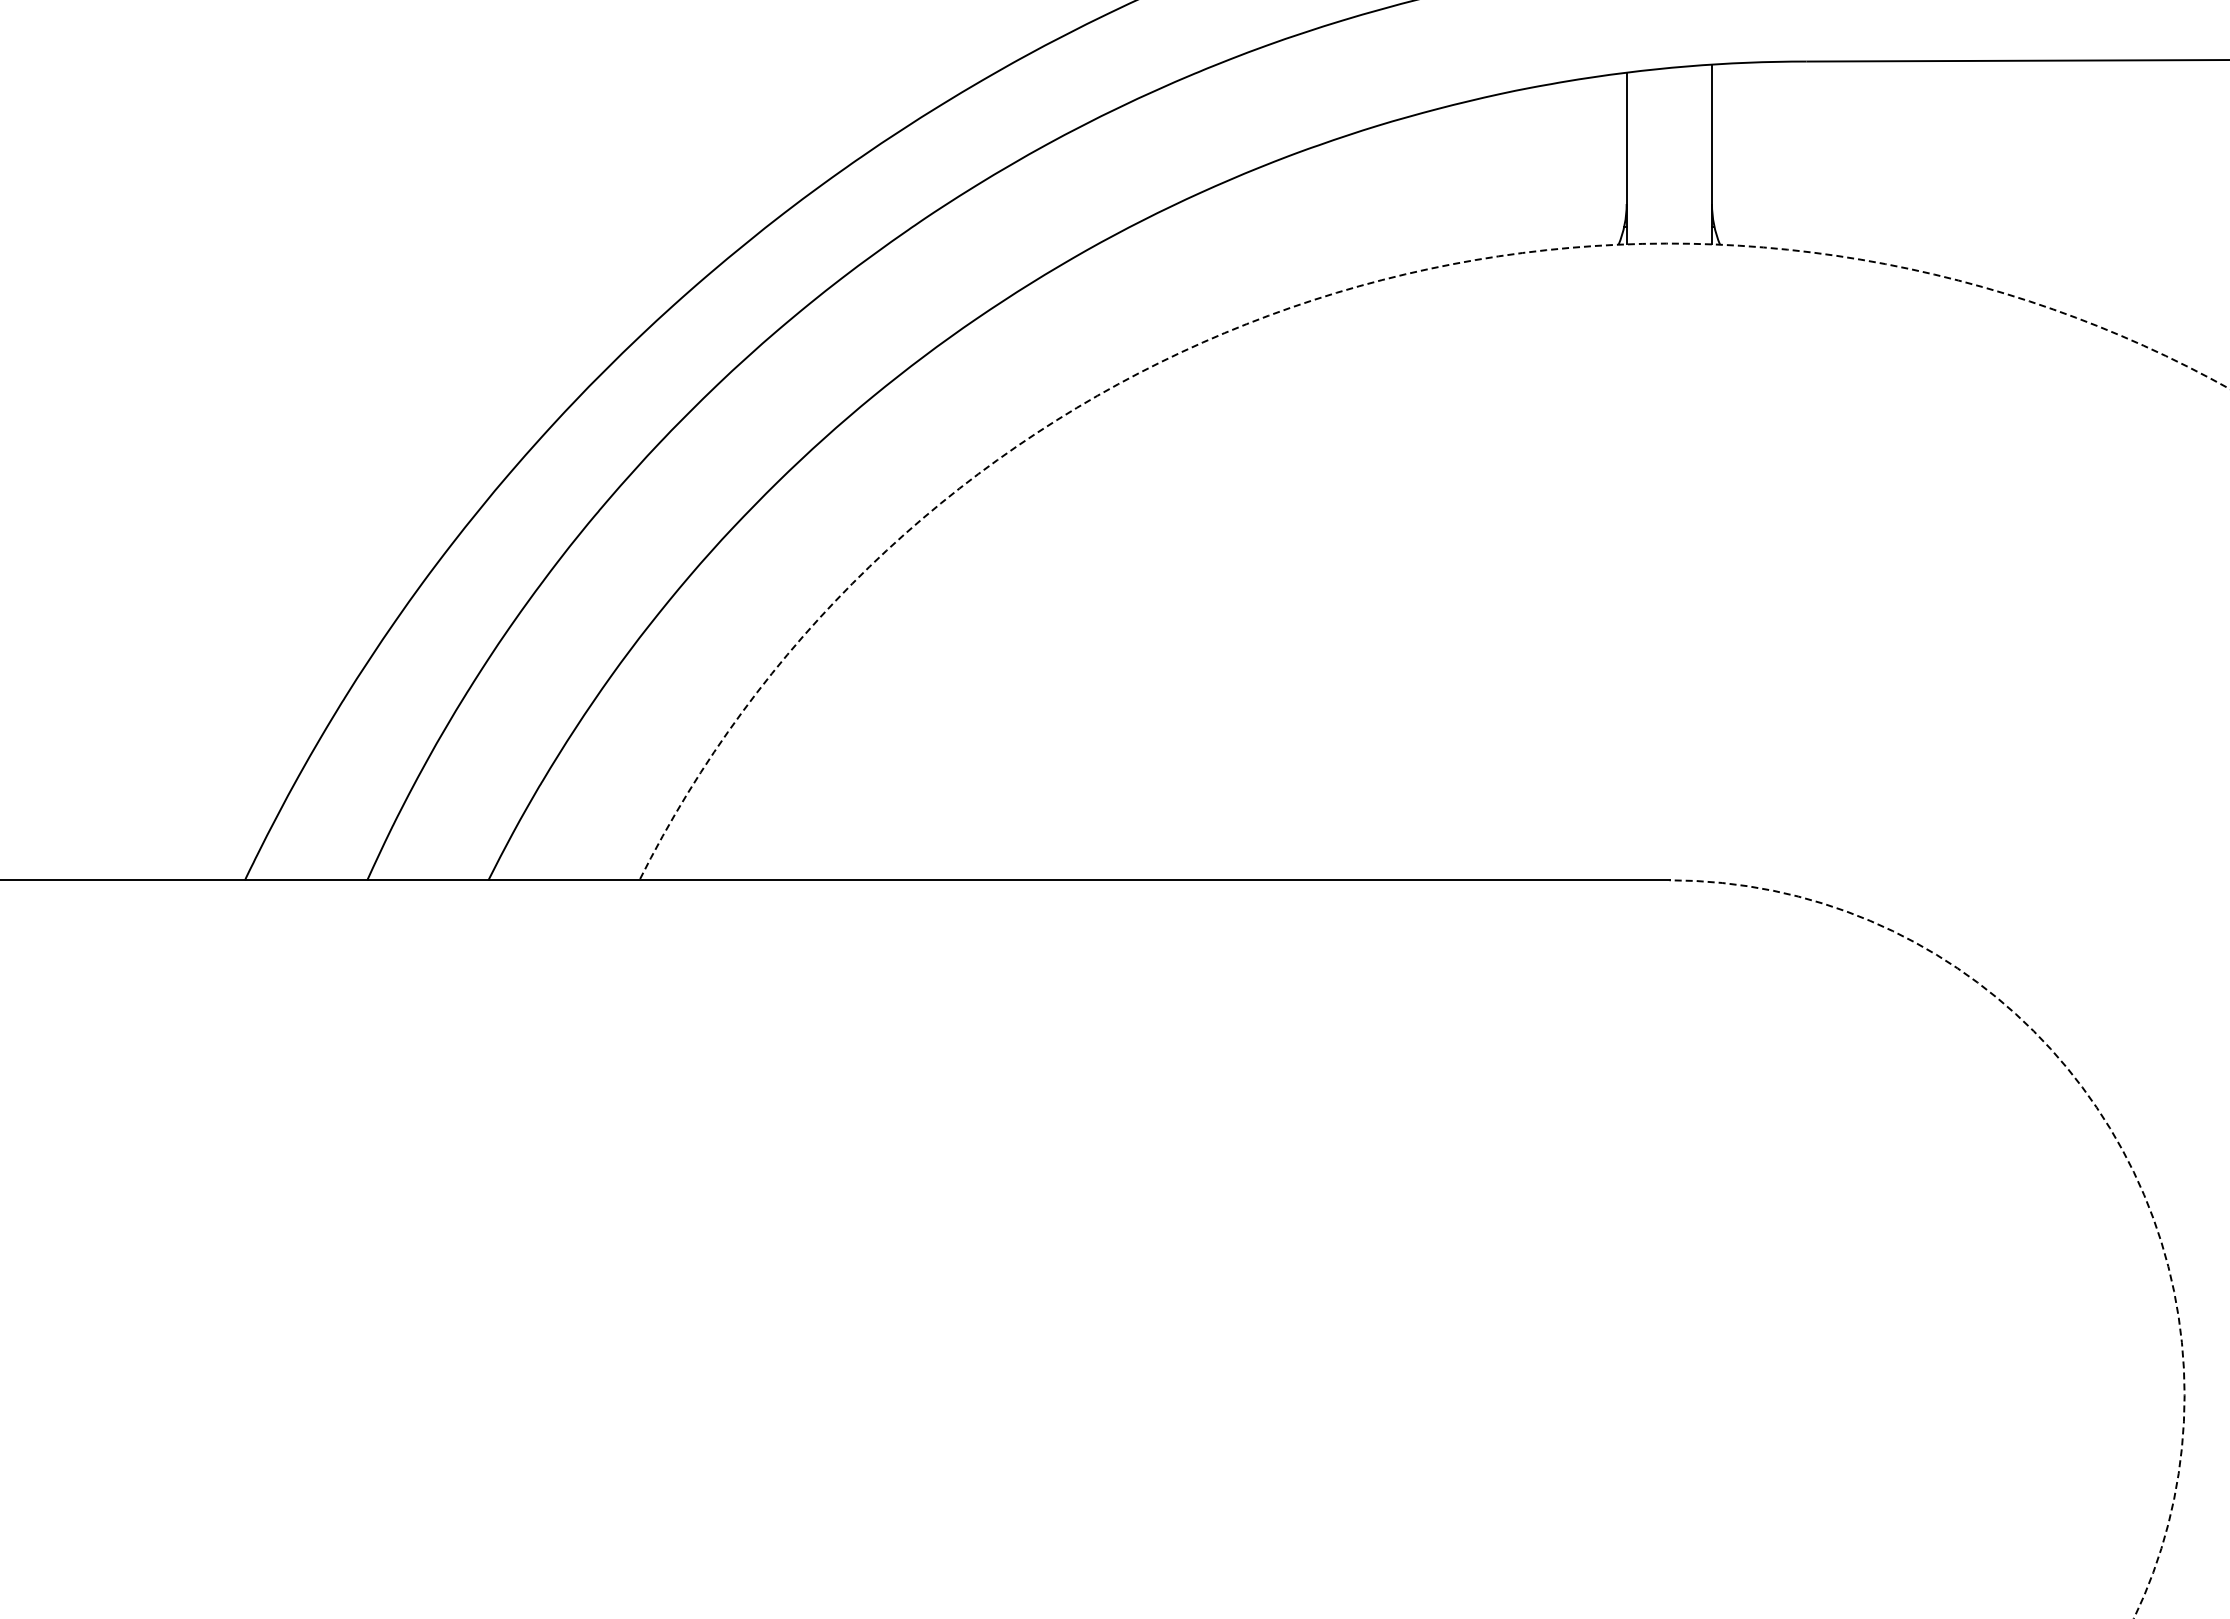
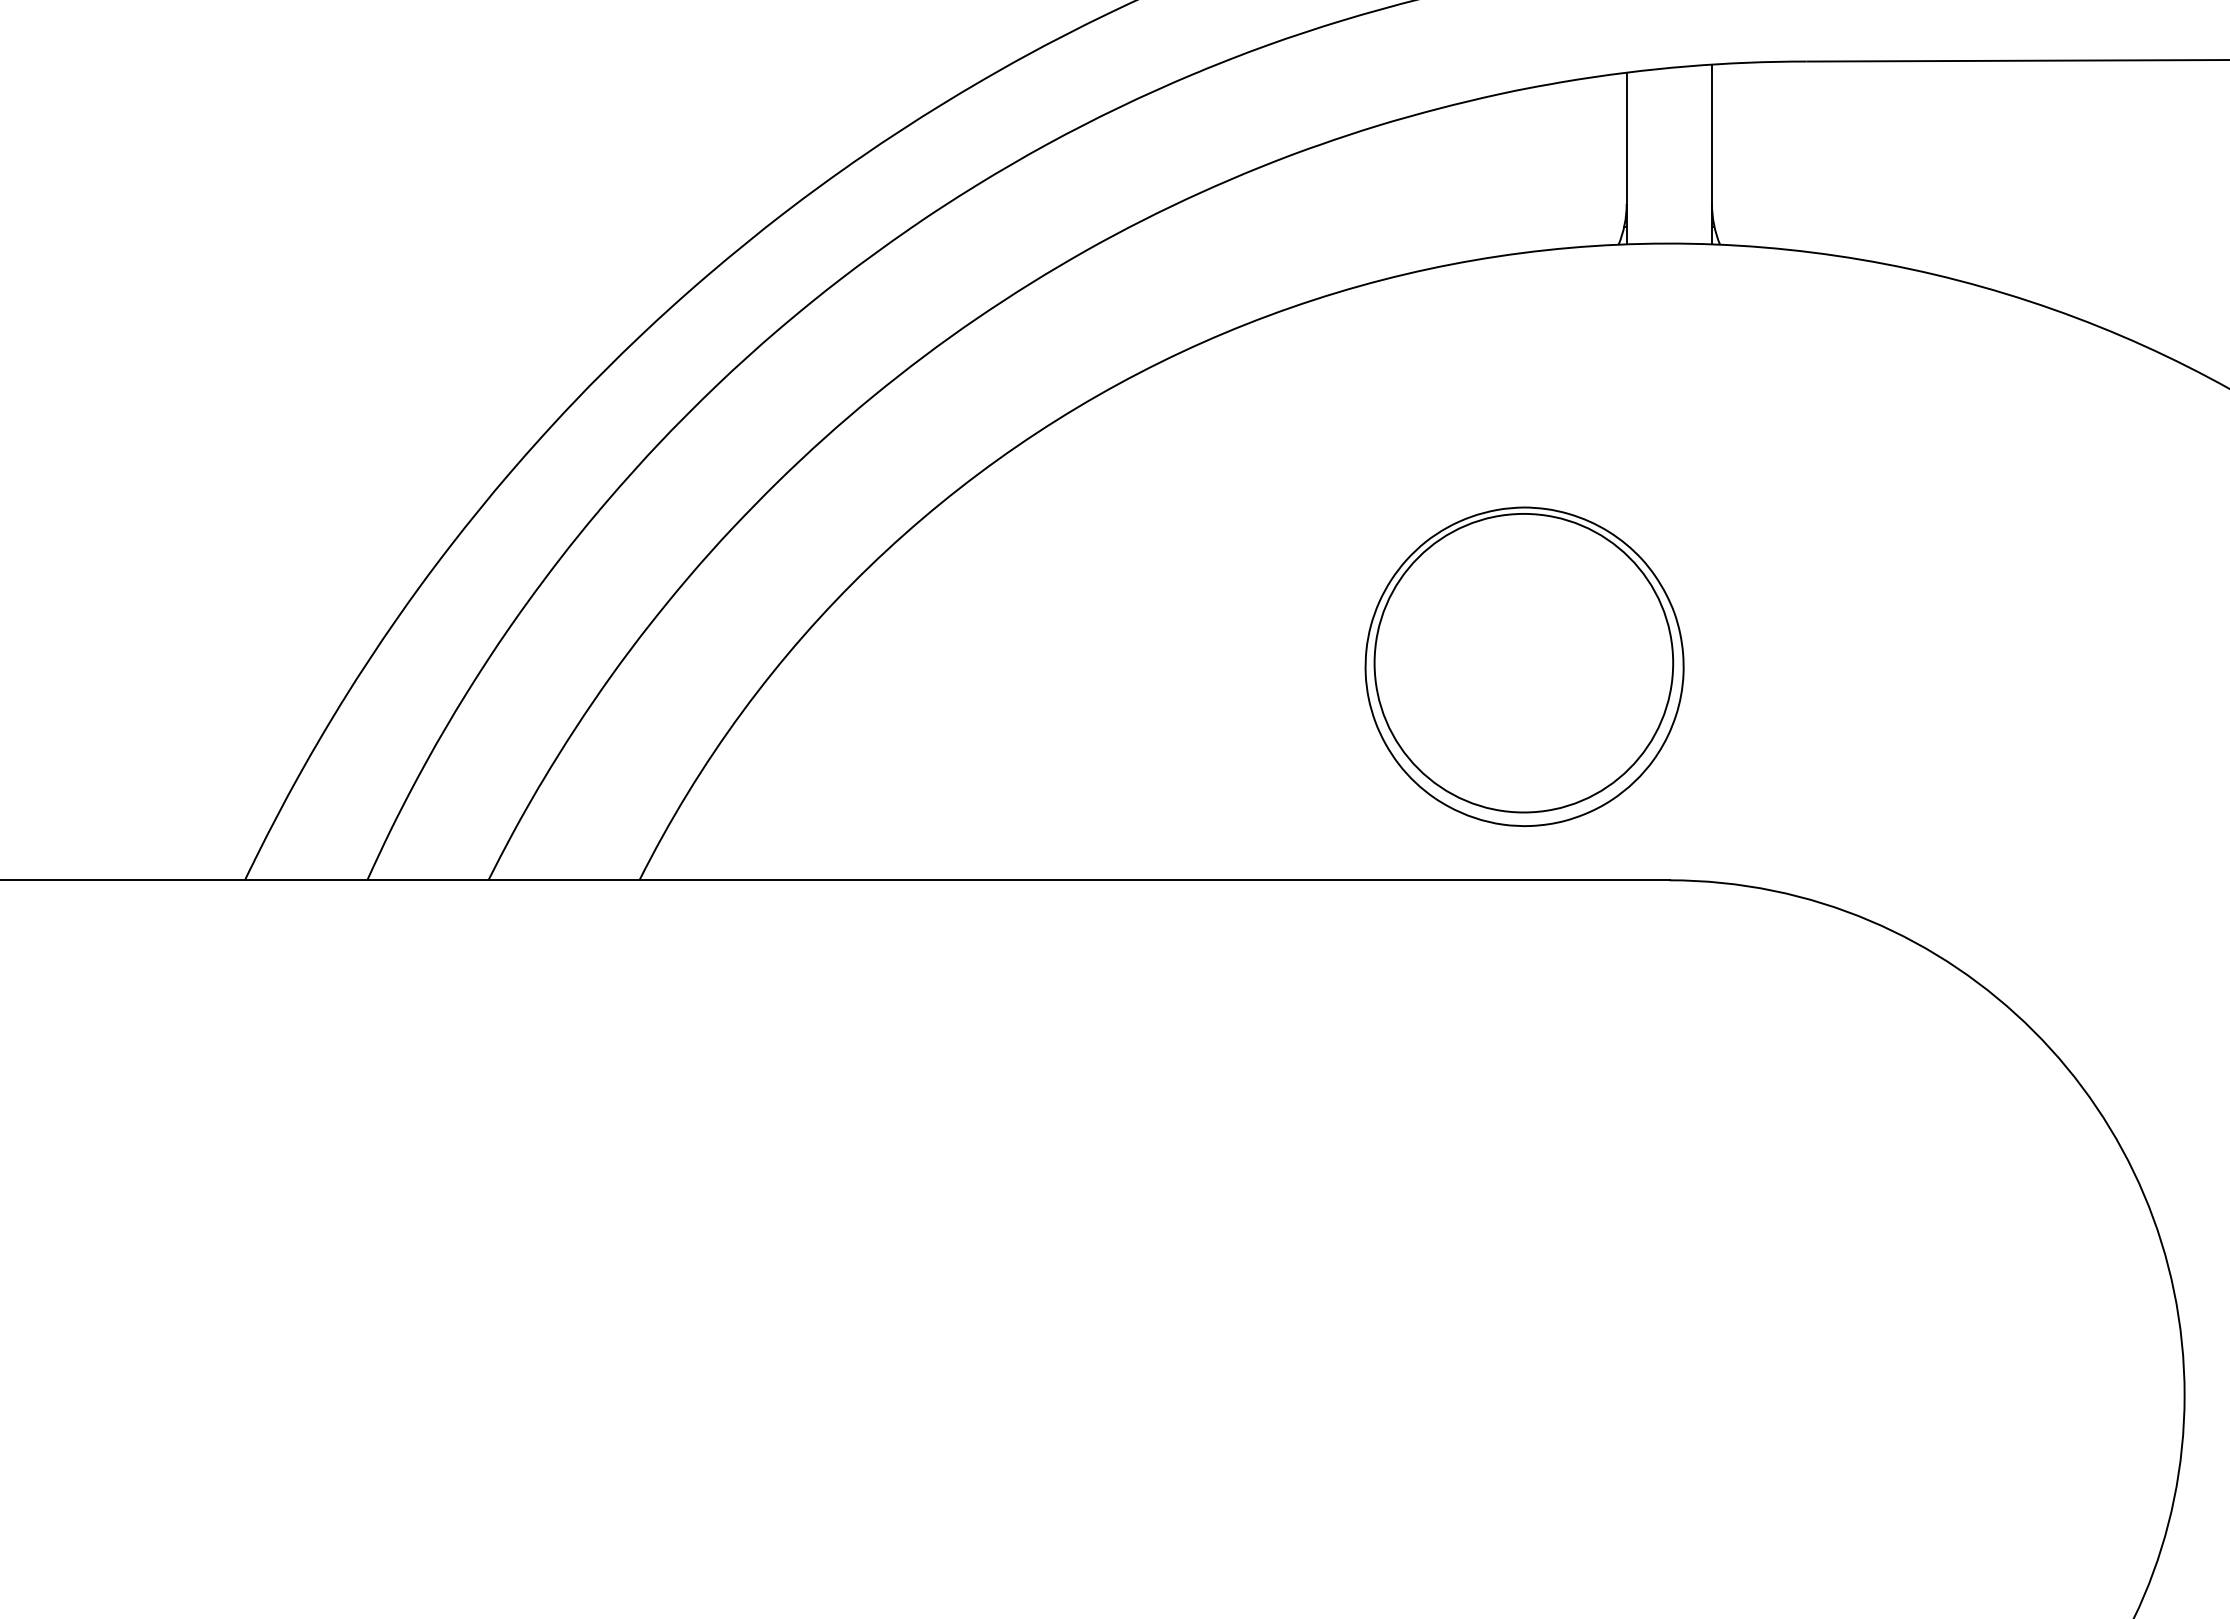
arc: dashed -> solid (1330, 294)
part: none -> present (1524, 666)
arc: dashed -> solid (2104, 1119)
